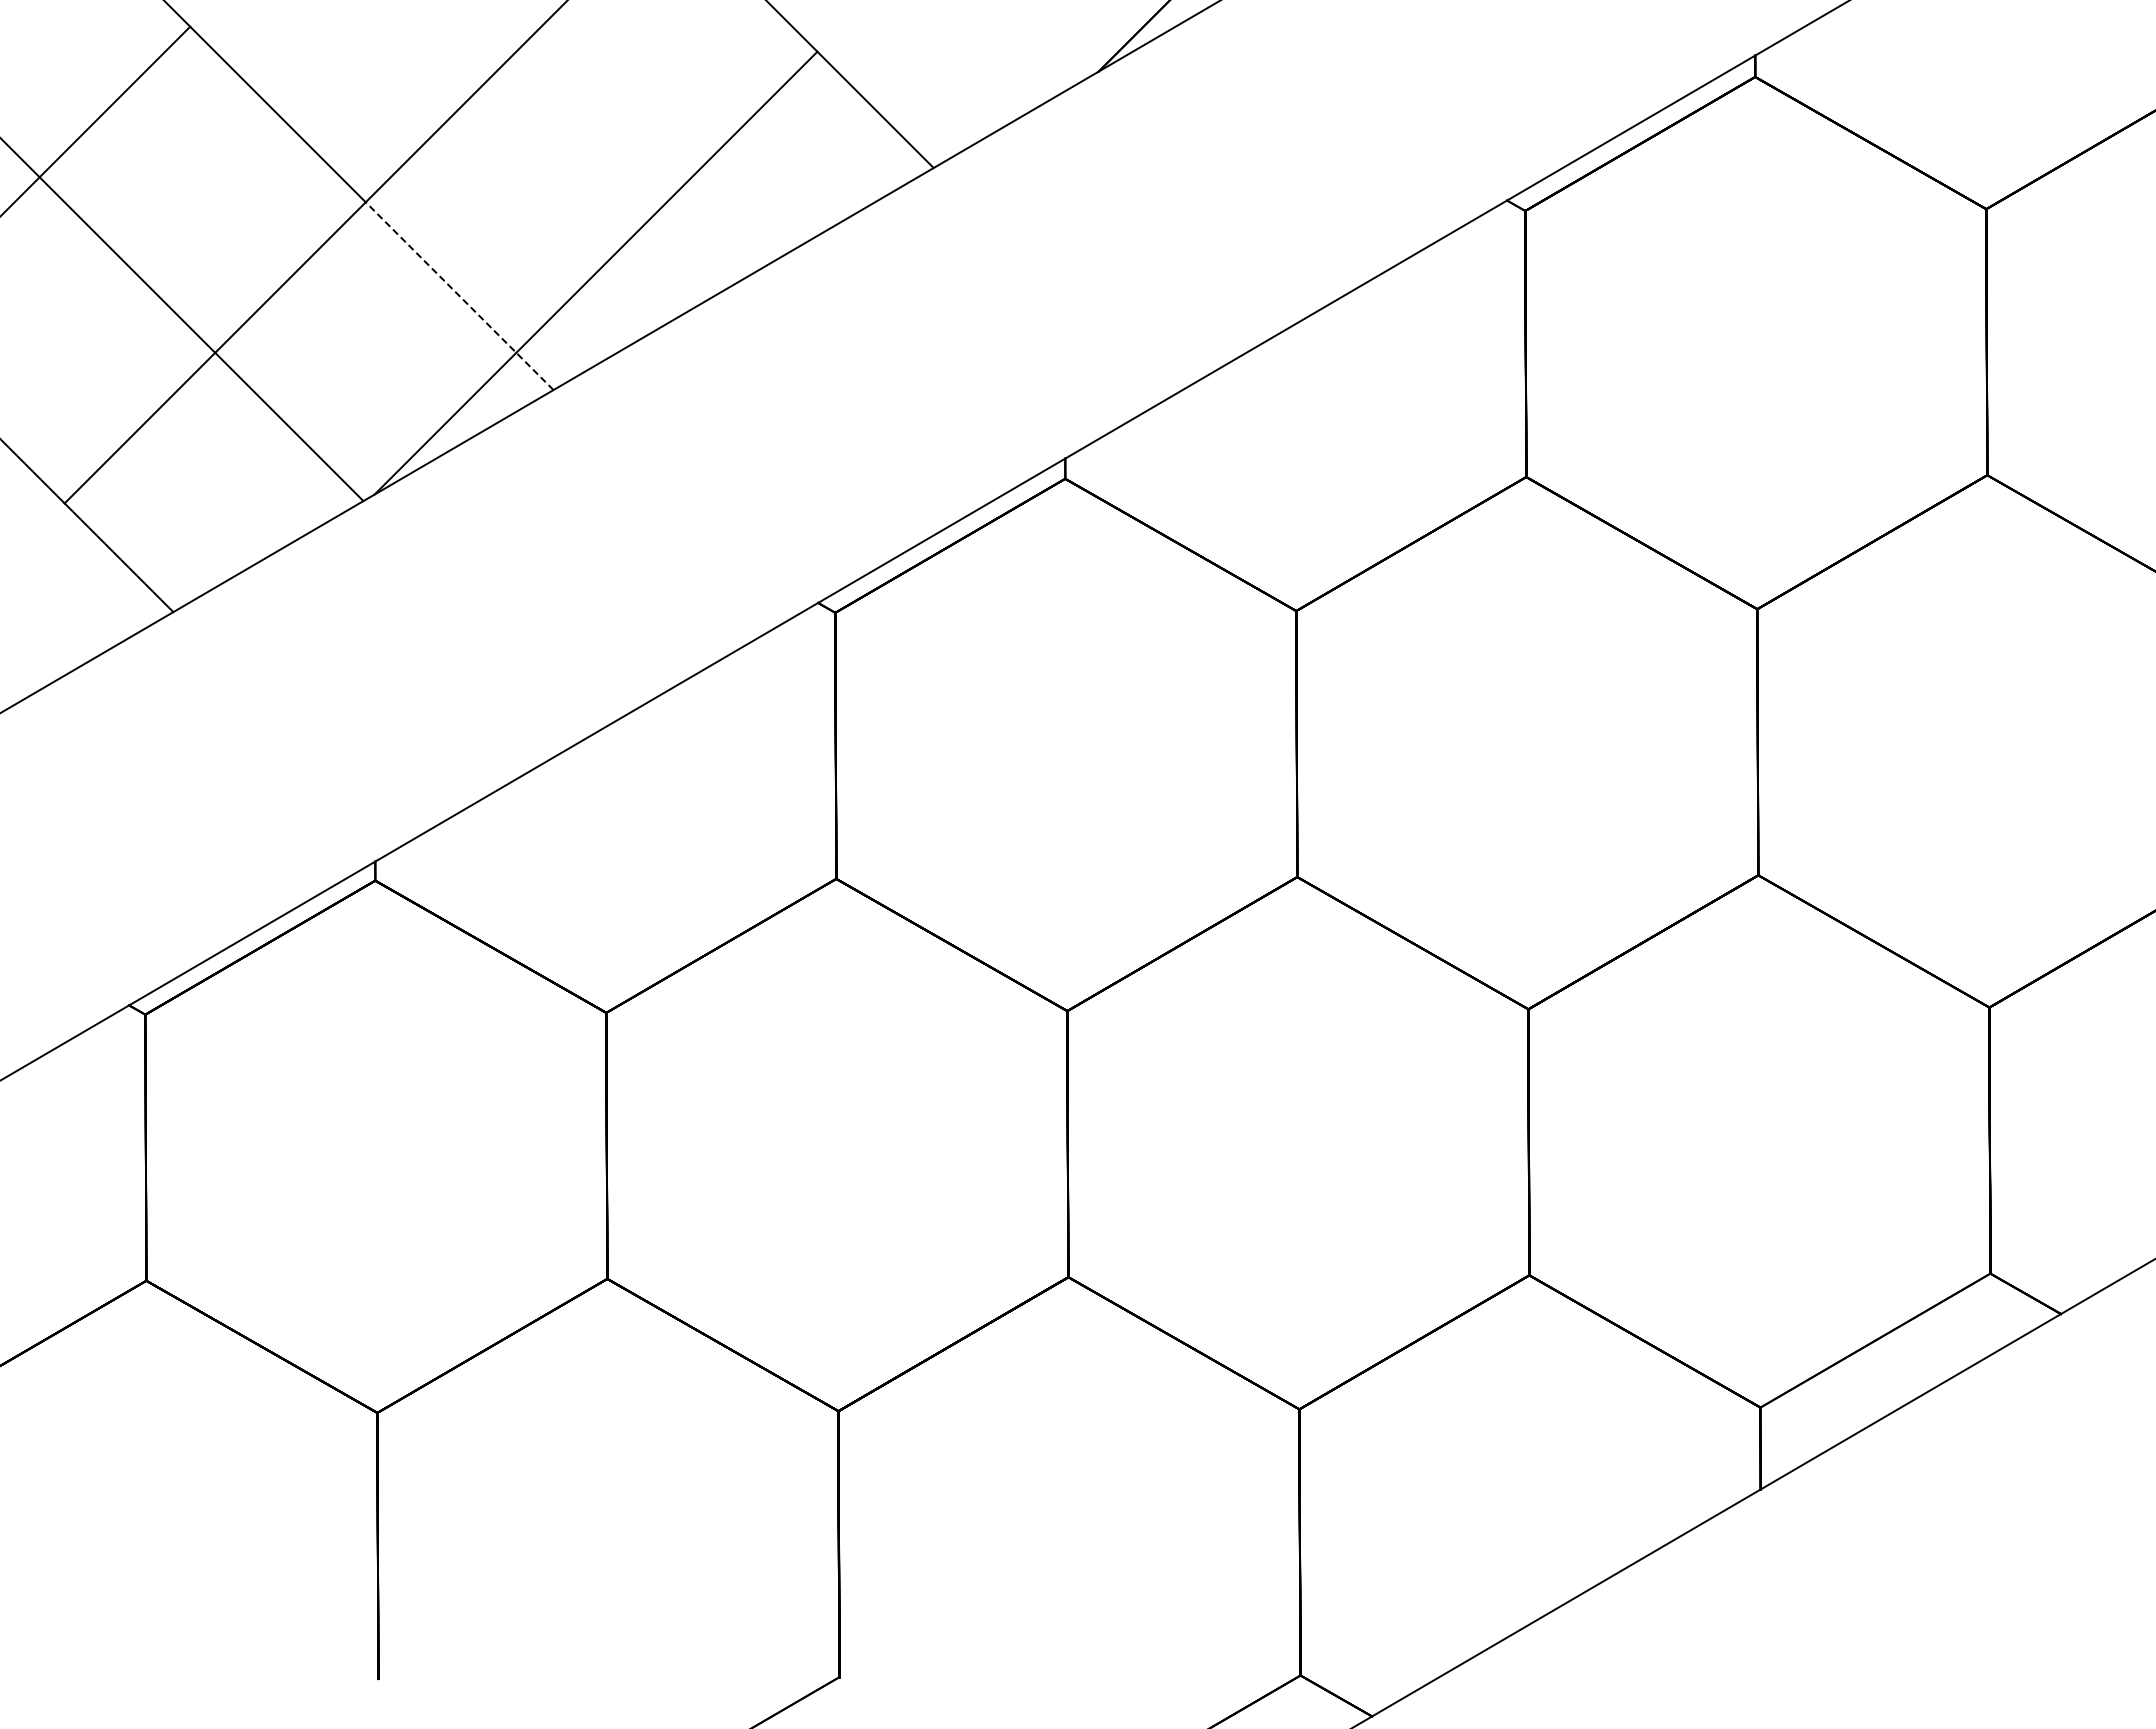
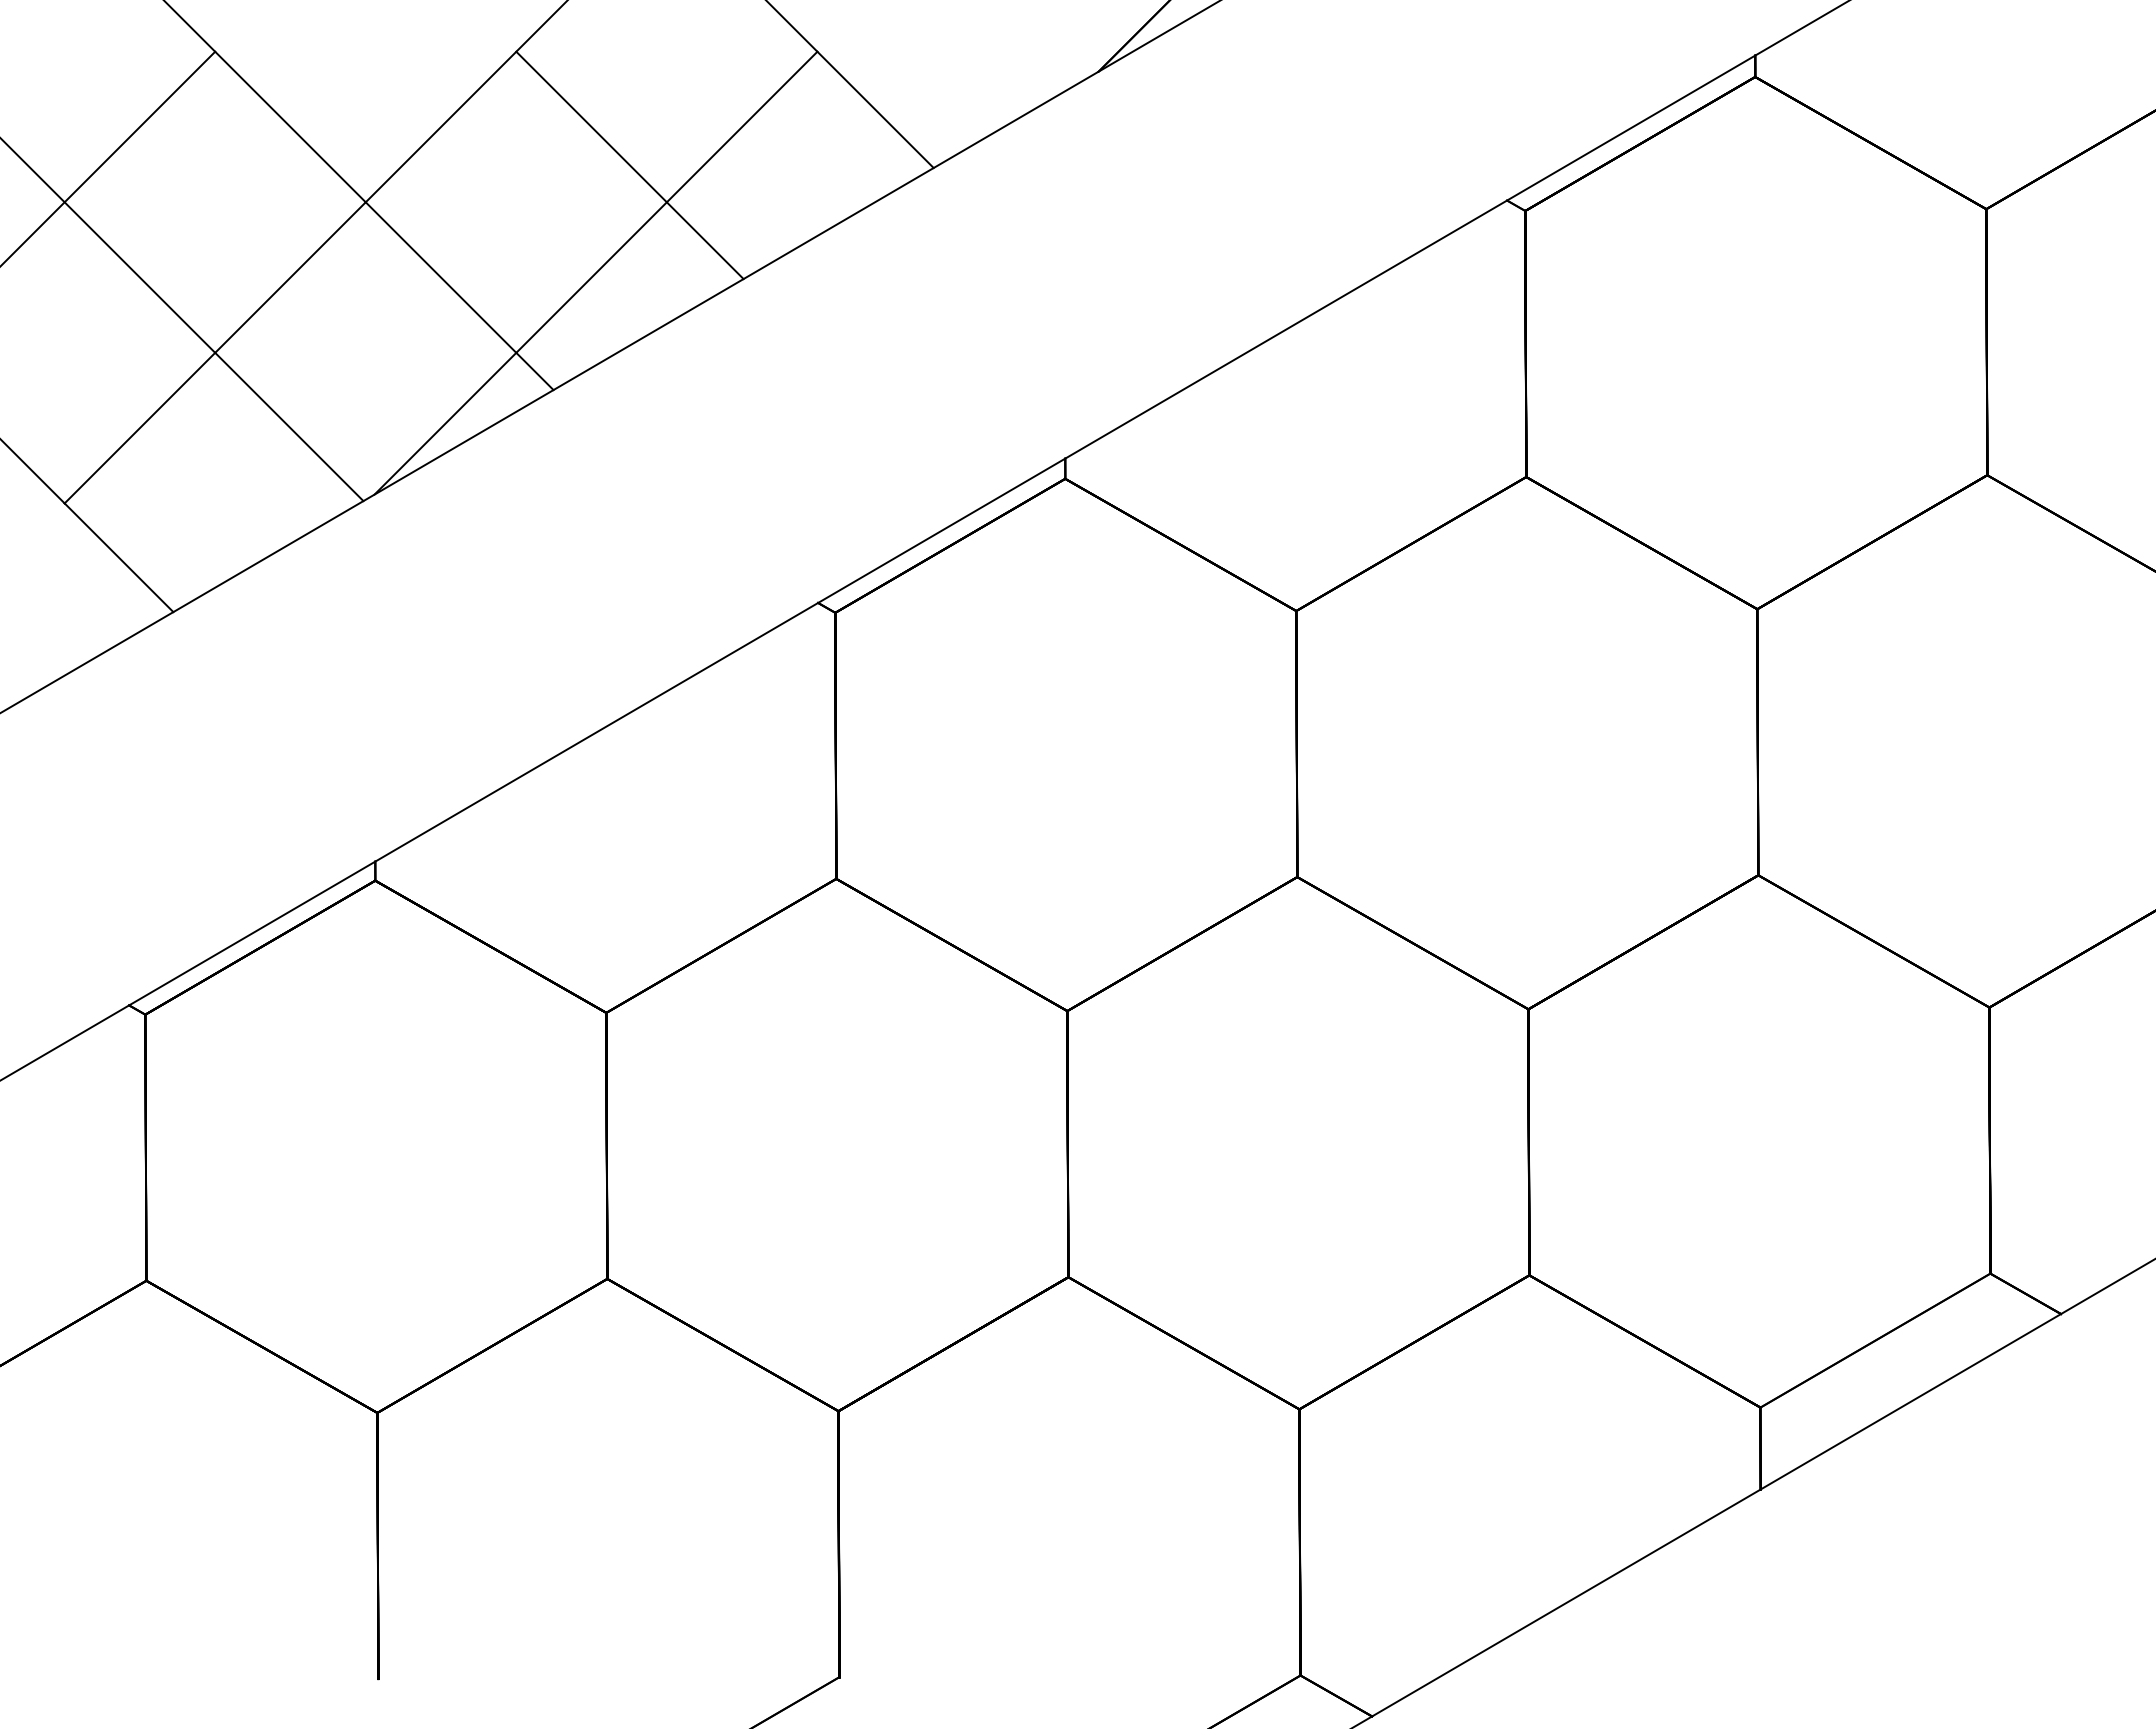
line position: (96, 120) -> (108, 157) (108, 157)
line: none -> present (629, 165)
line: dashed -> solid (459, 296)
